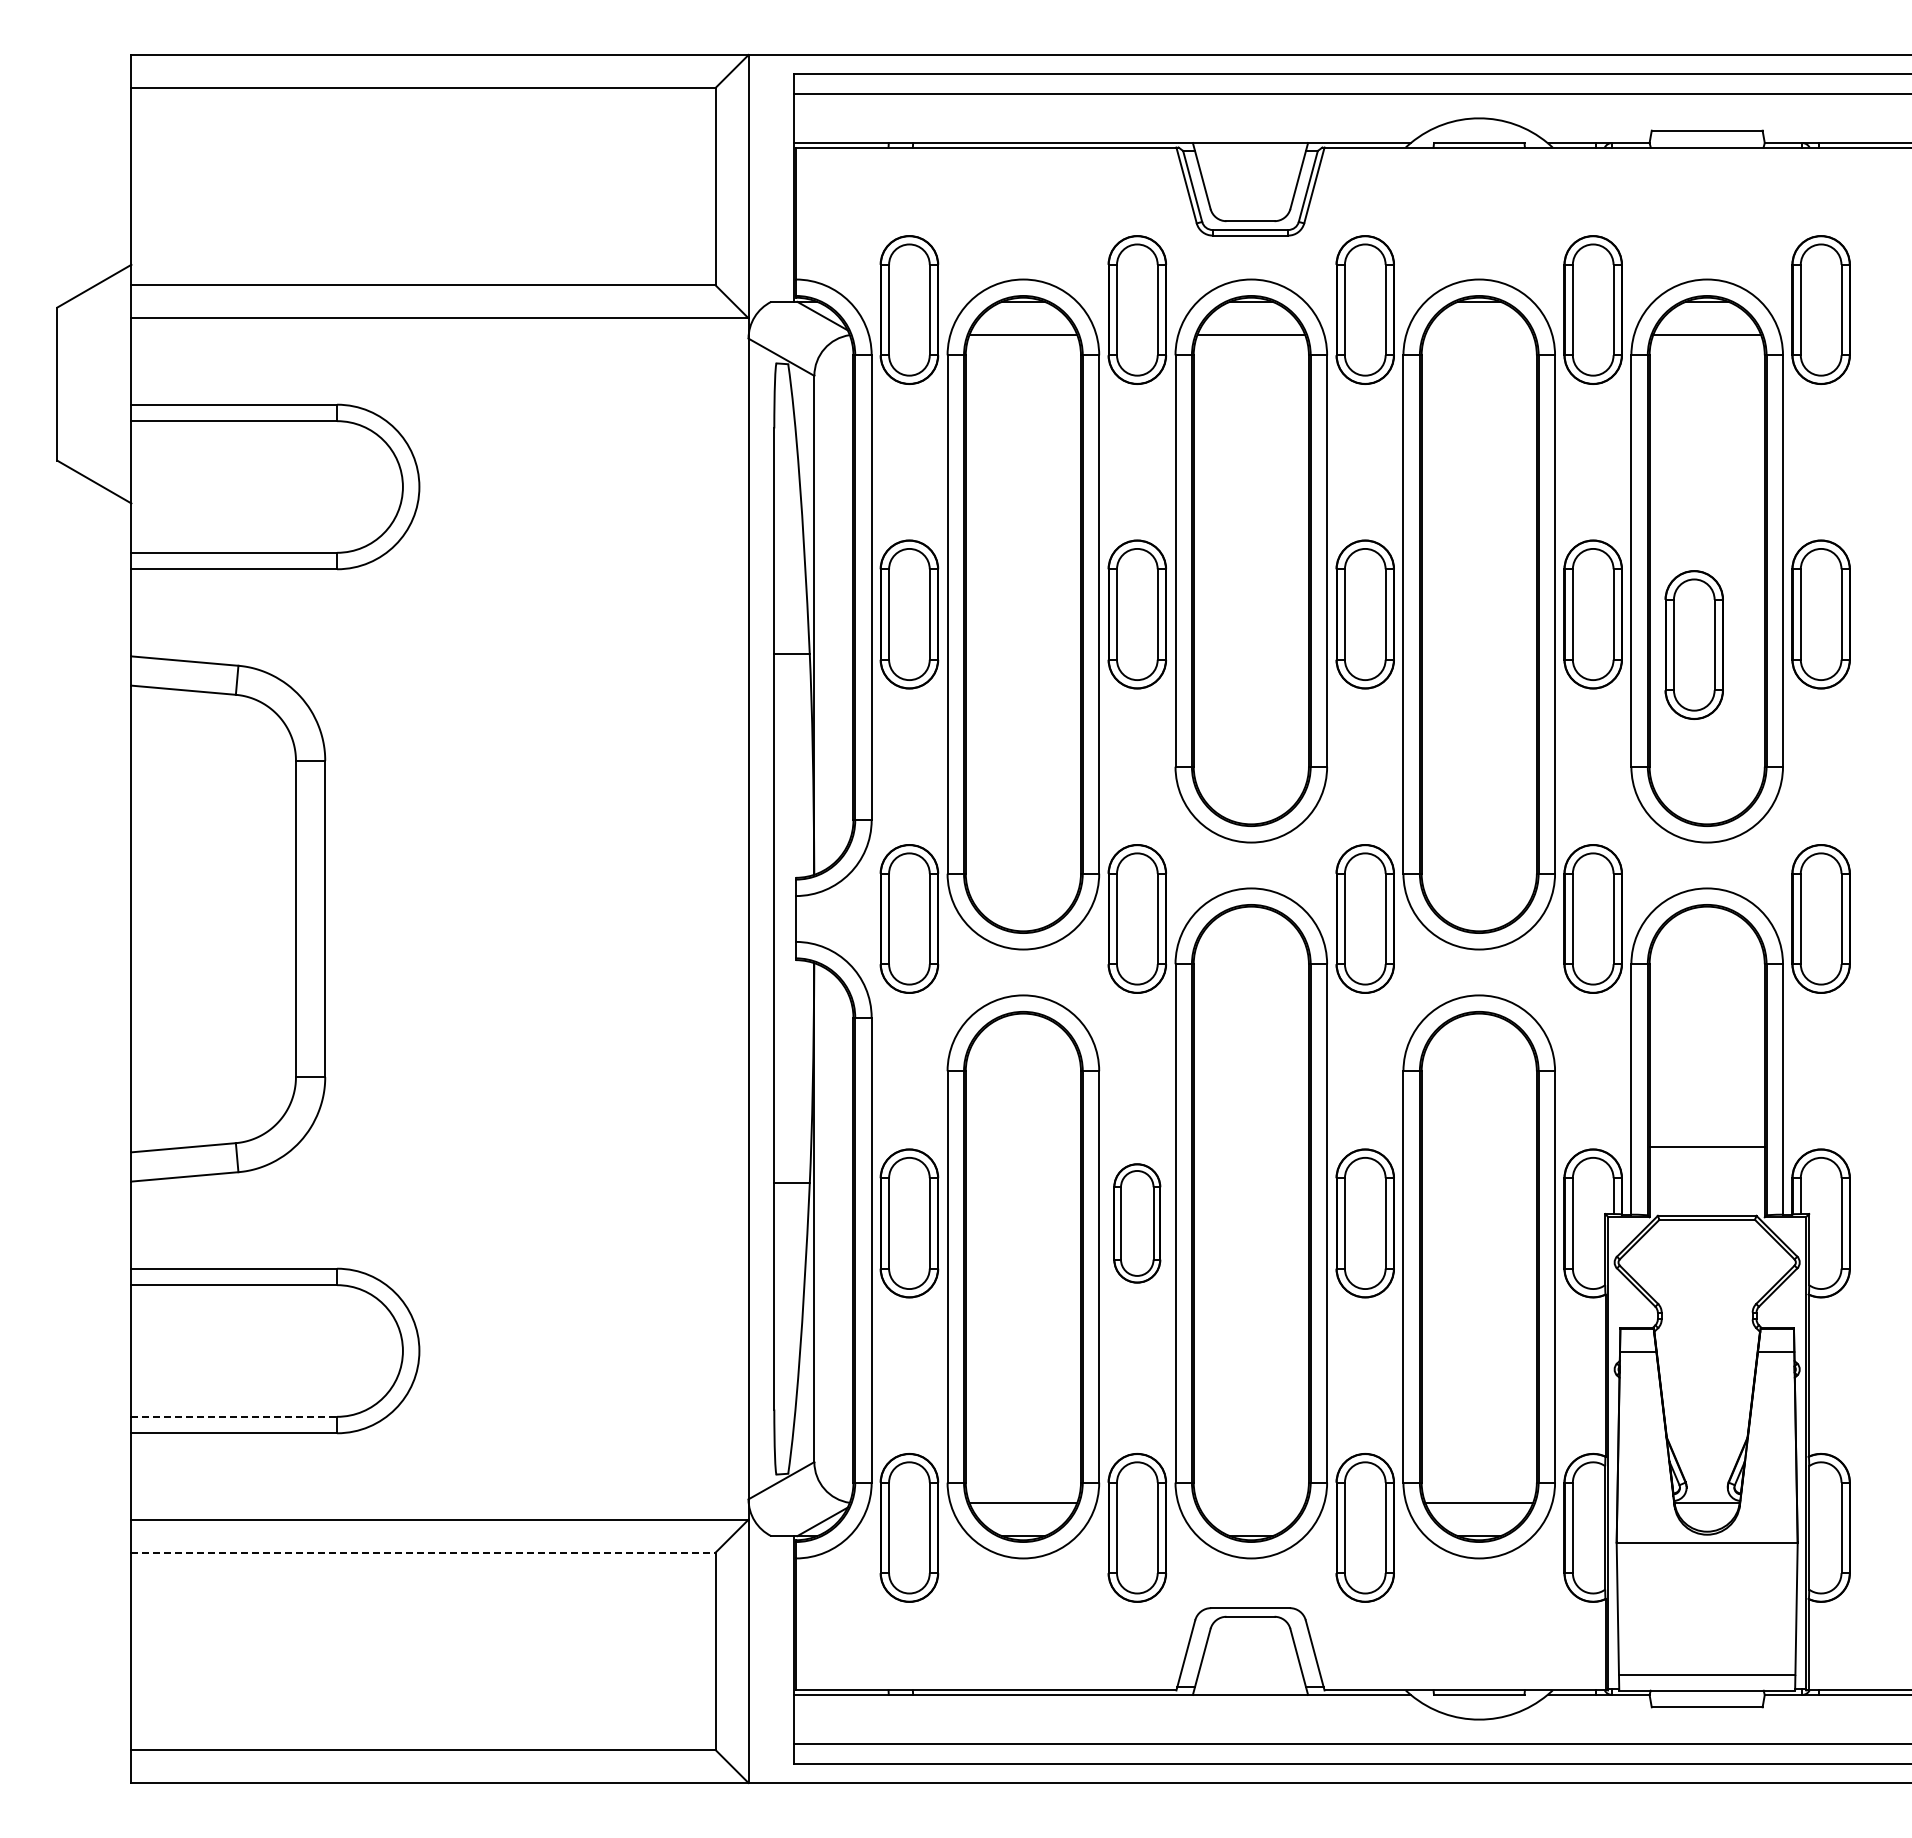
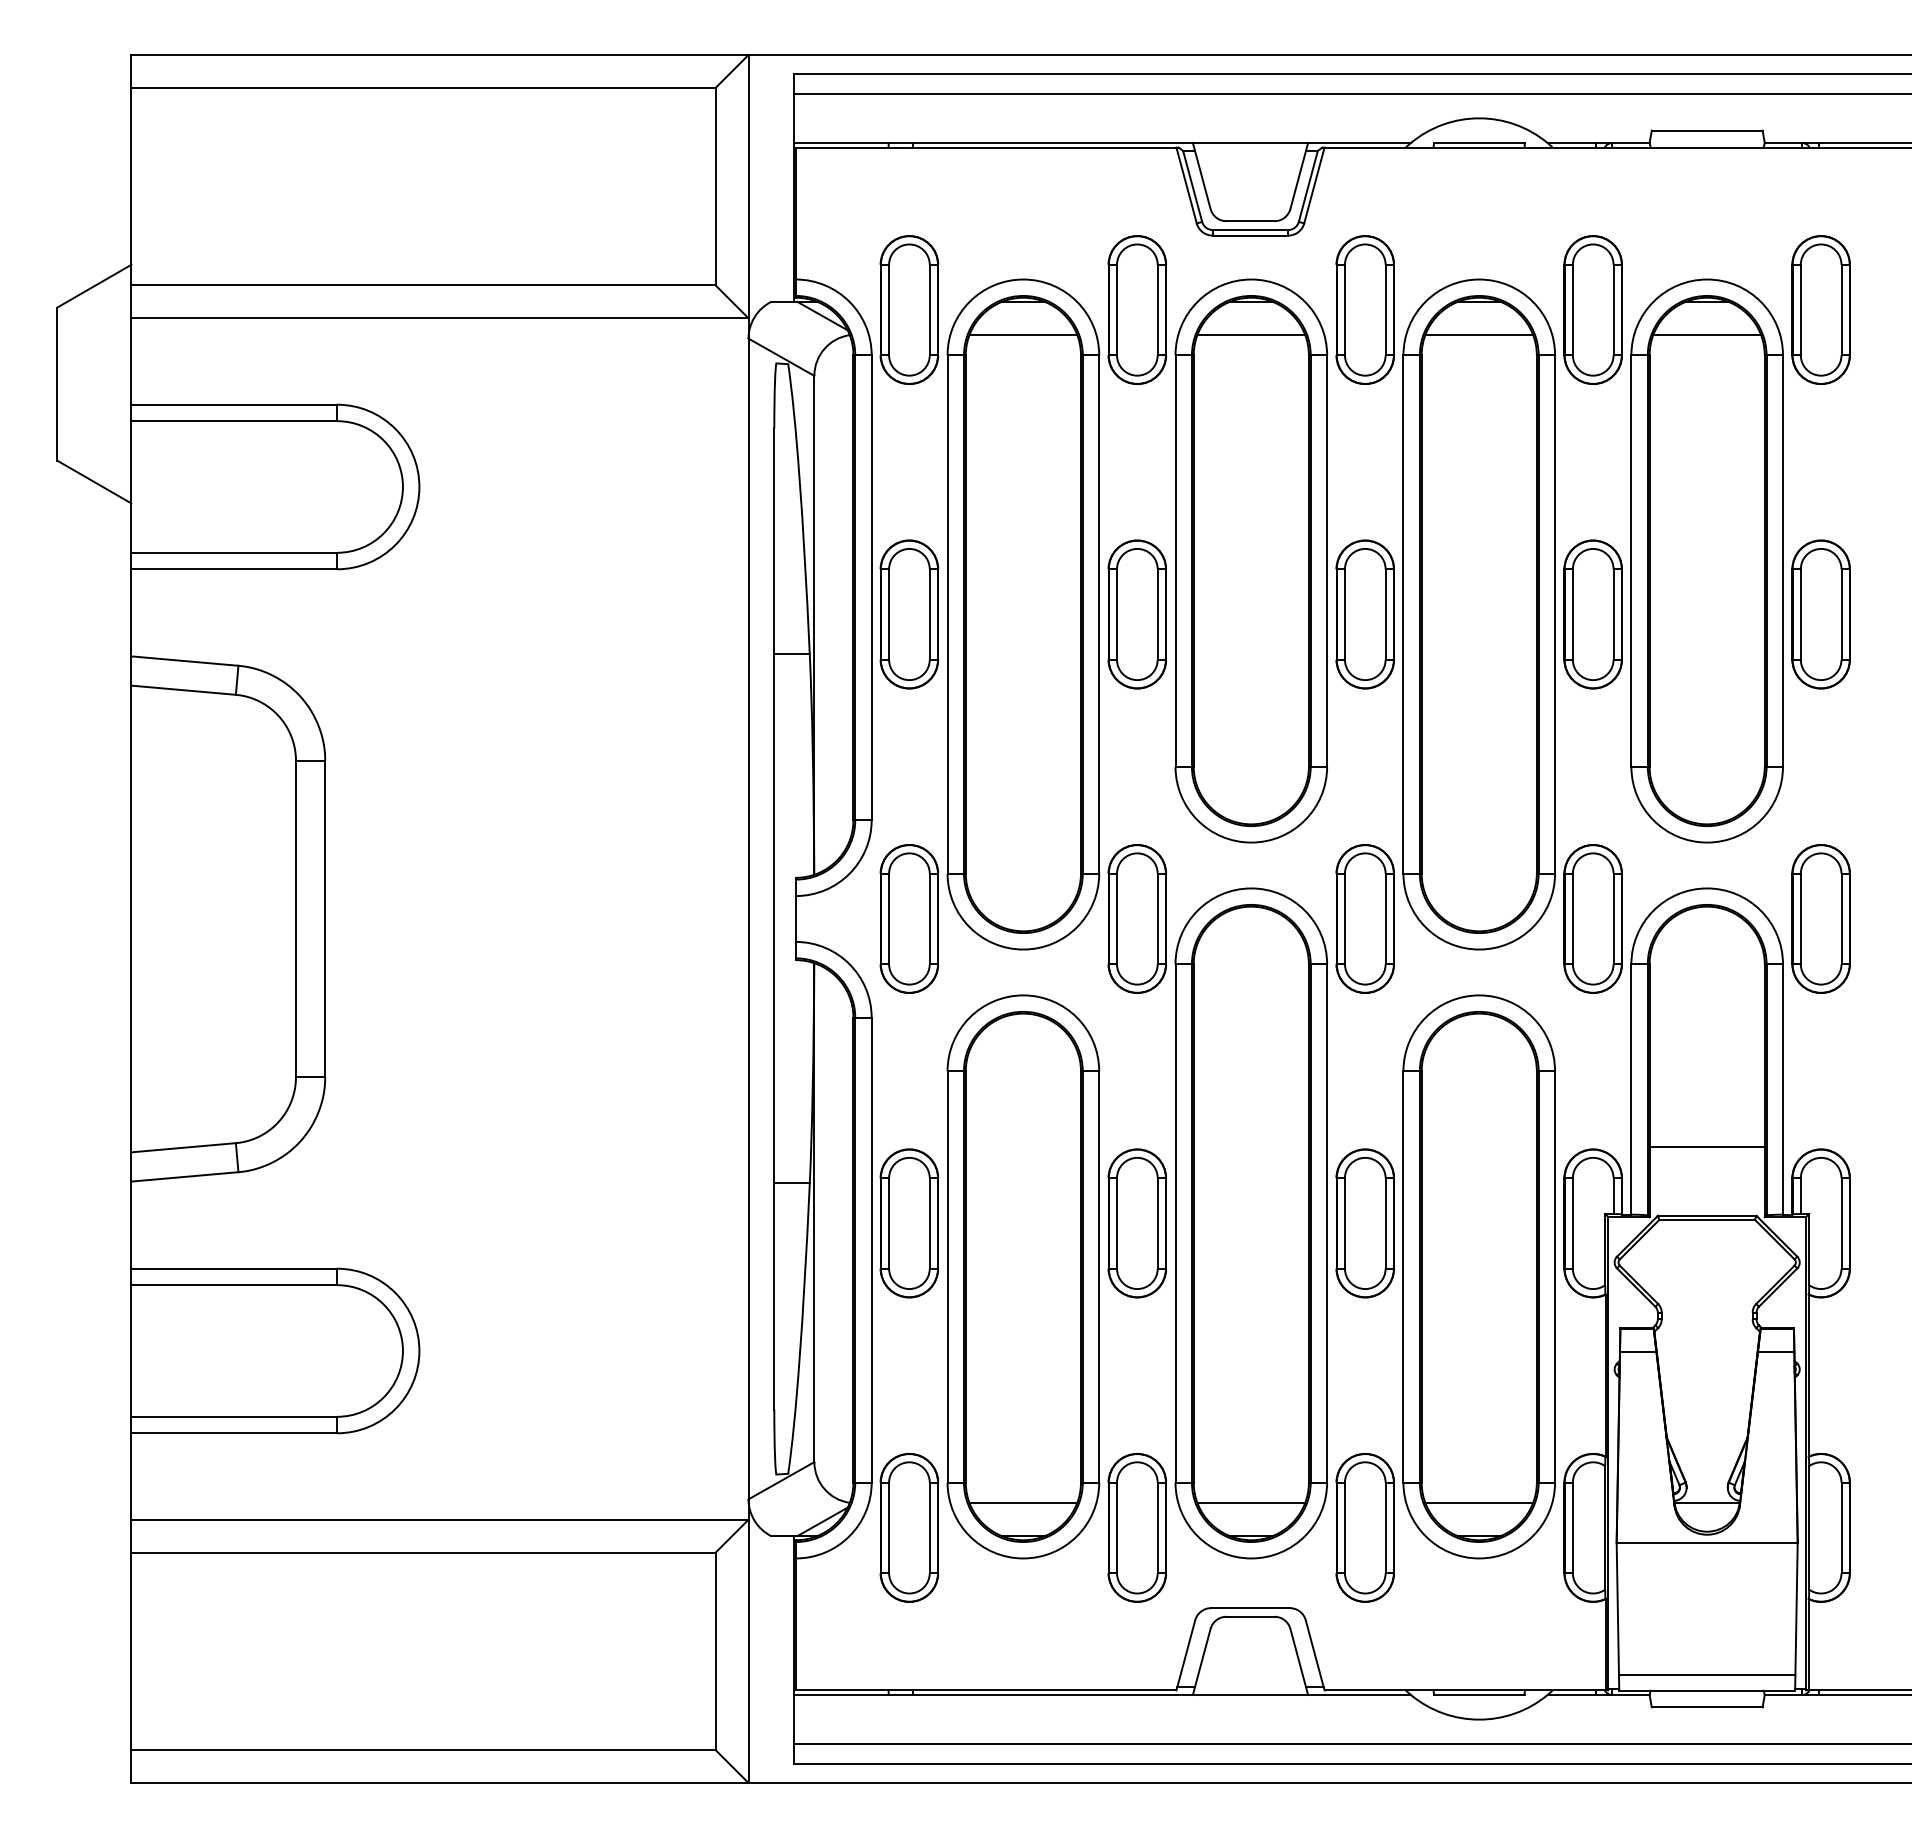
line: none -> present (1479, 334)
part: present -> none (1693, 644)
part size: 49x121 px -> 60x151 px (1136, 1223)
line: dashed -> solid (234, 1416)
line: none -> present (1251, 1503)
line: dashed -> solid (424, 1552)
